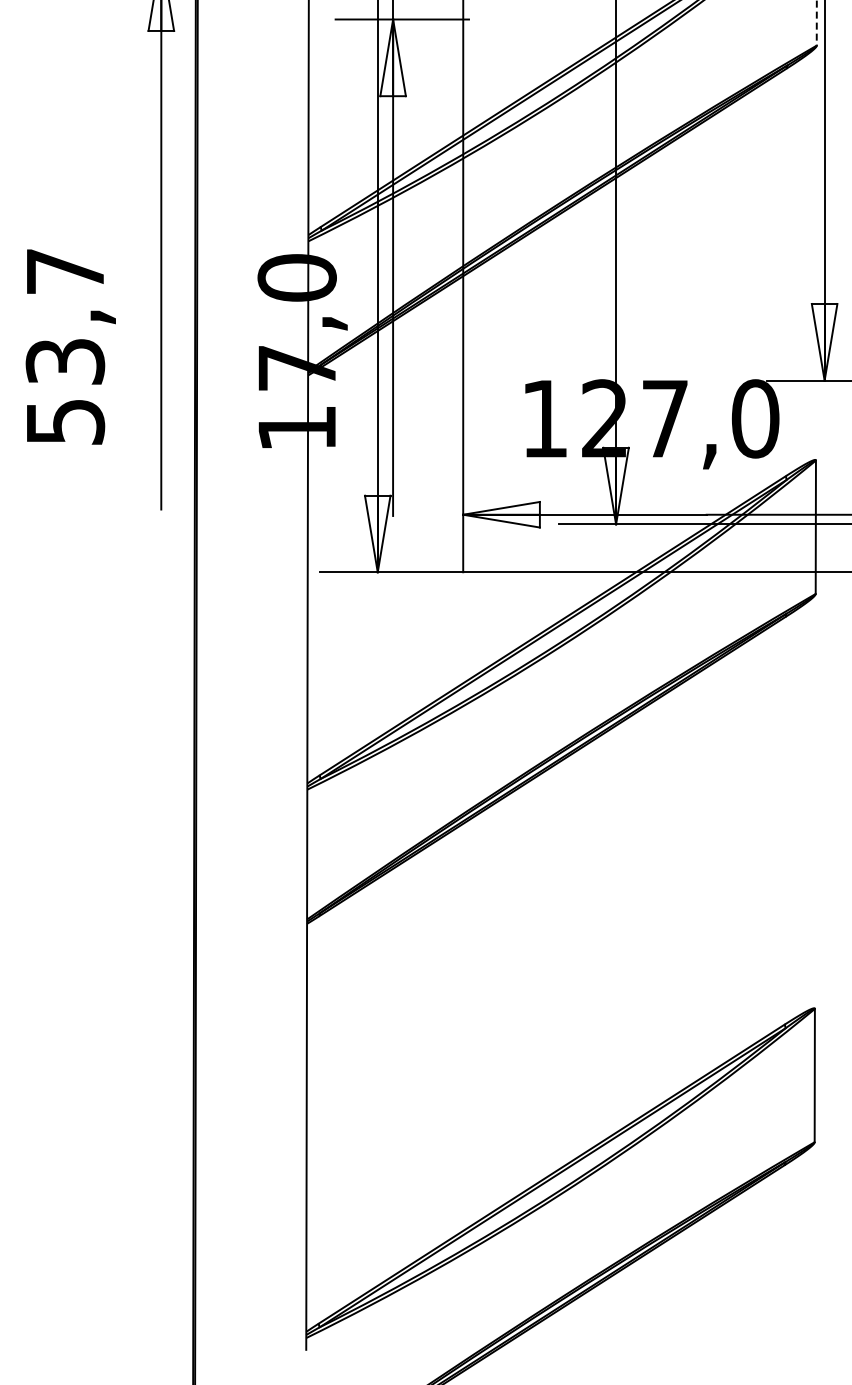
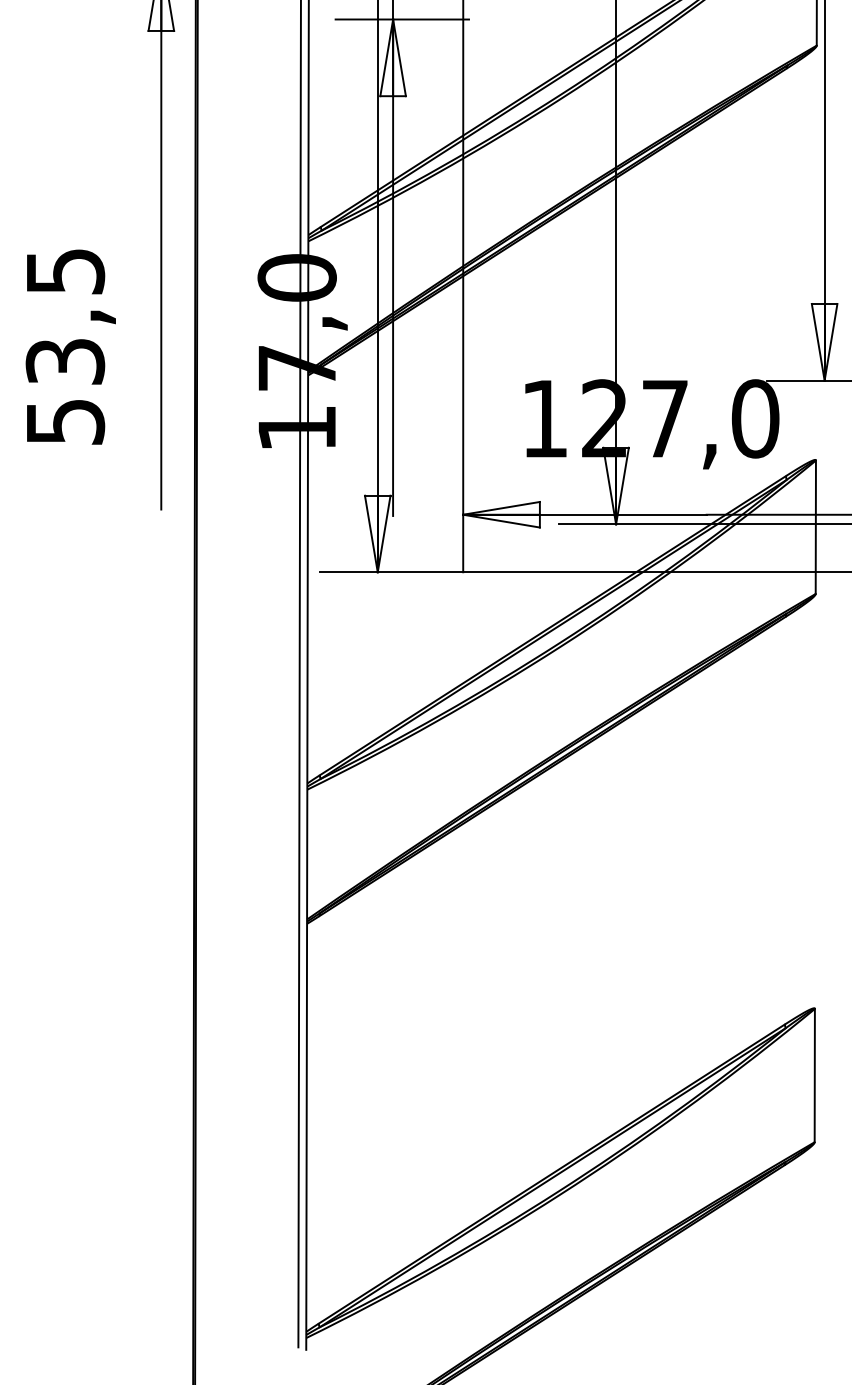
line: dashed -> solid (816, 23)
text: 53,7 -> 53,5 (66, 271)
line: none -> present (299, 674)
